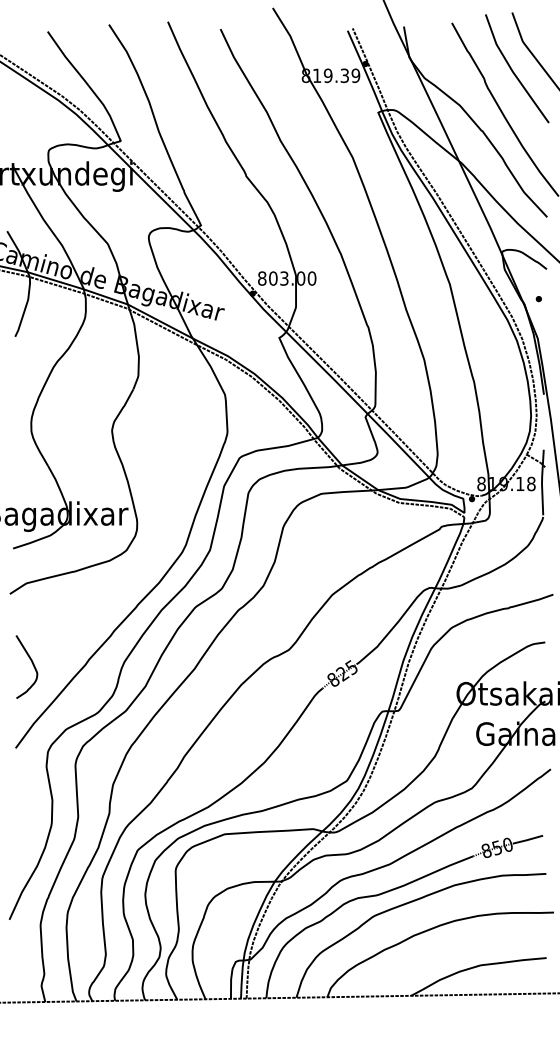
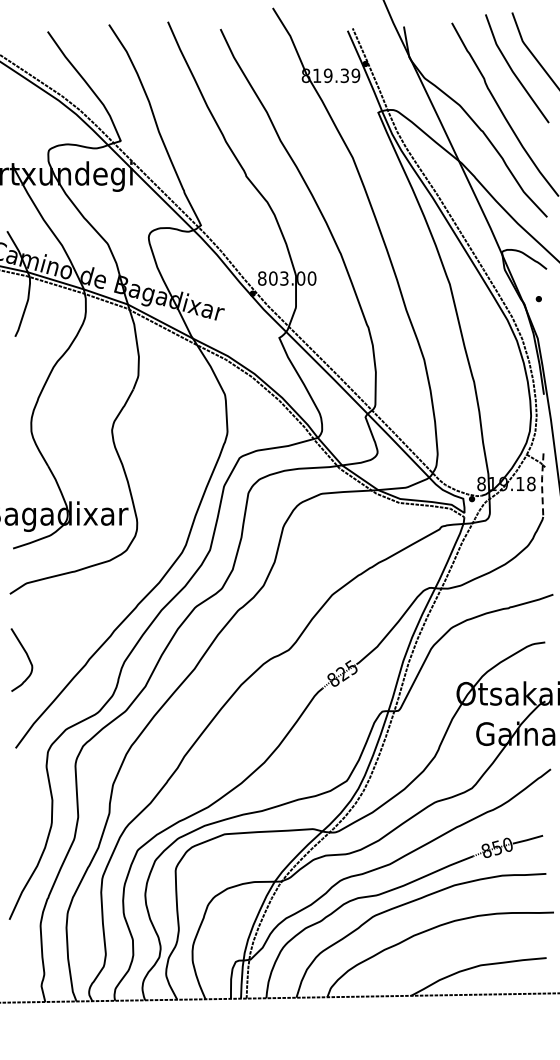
line: solid -> dashed (542, 481)
curve position: (32, 664) -> (27, 657) (27, 657)
